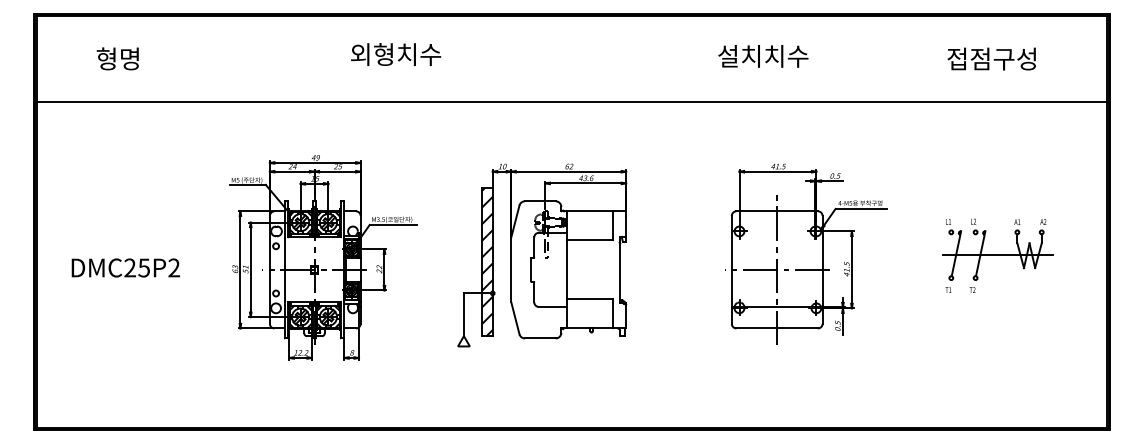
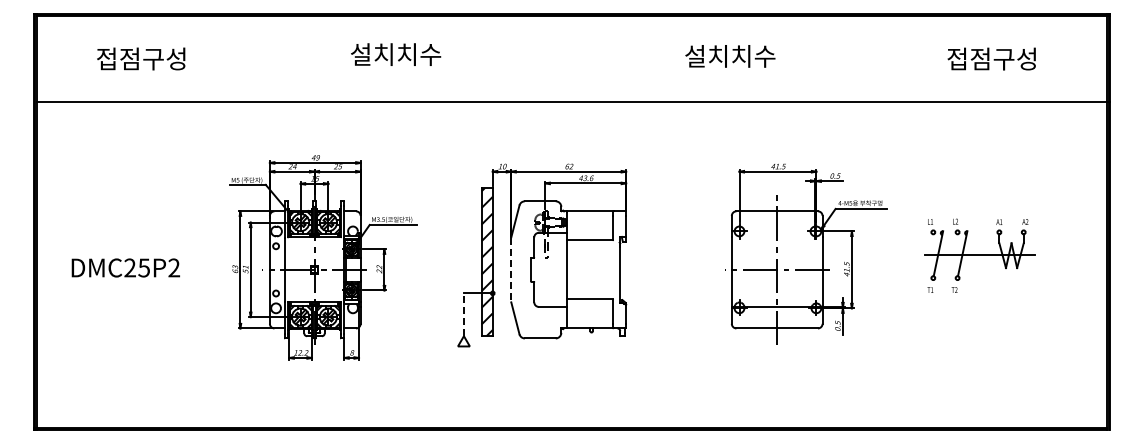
text: 외형치수 -> 설치치수 (371, 54)
text position: (763, 56) -> (730, 56) (730, 56)
text: 형명 -> 접점구성 (140, 58)
part position: (997, 255) -> (979, 255) (979, 255)
line: solid -> dashed (511, 270)
line: solid -> dashed (463, 314)
